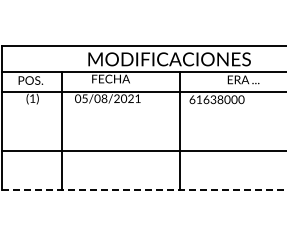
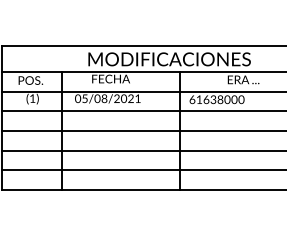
line: none -> present (142, 111)
line: none -> present (142, 131)
line: none -> present (142, 170)
line: dashed -> solid (144, 190)
